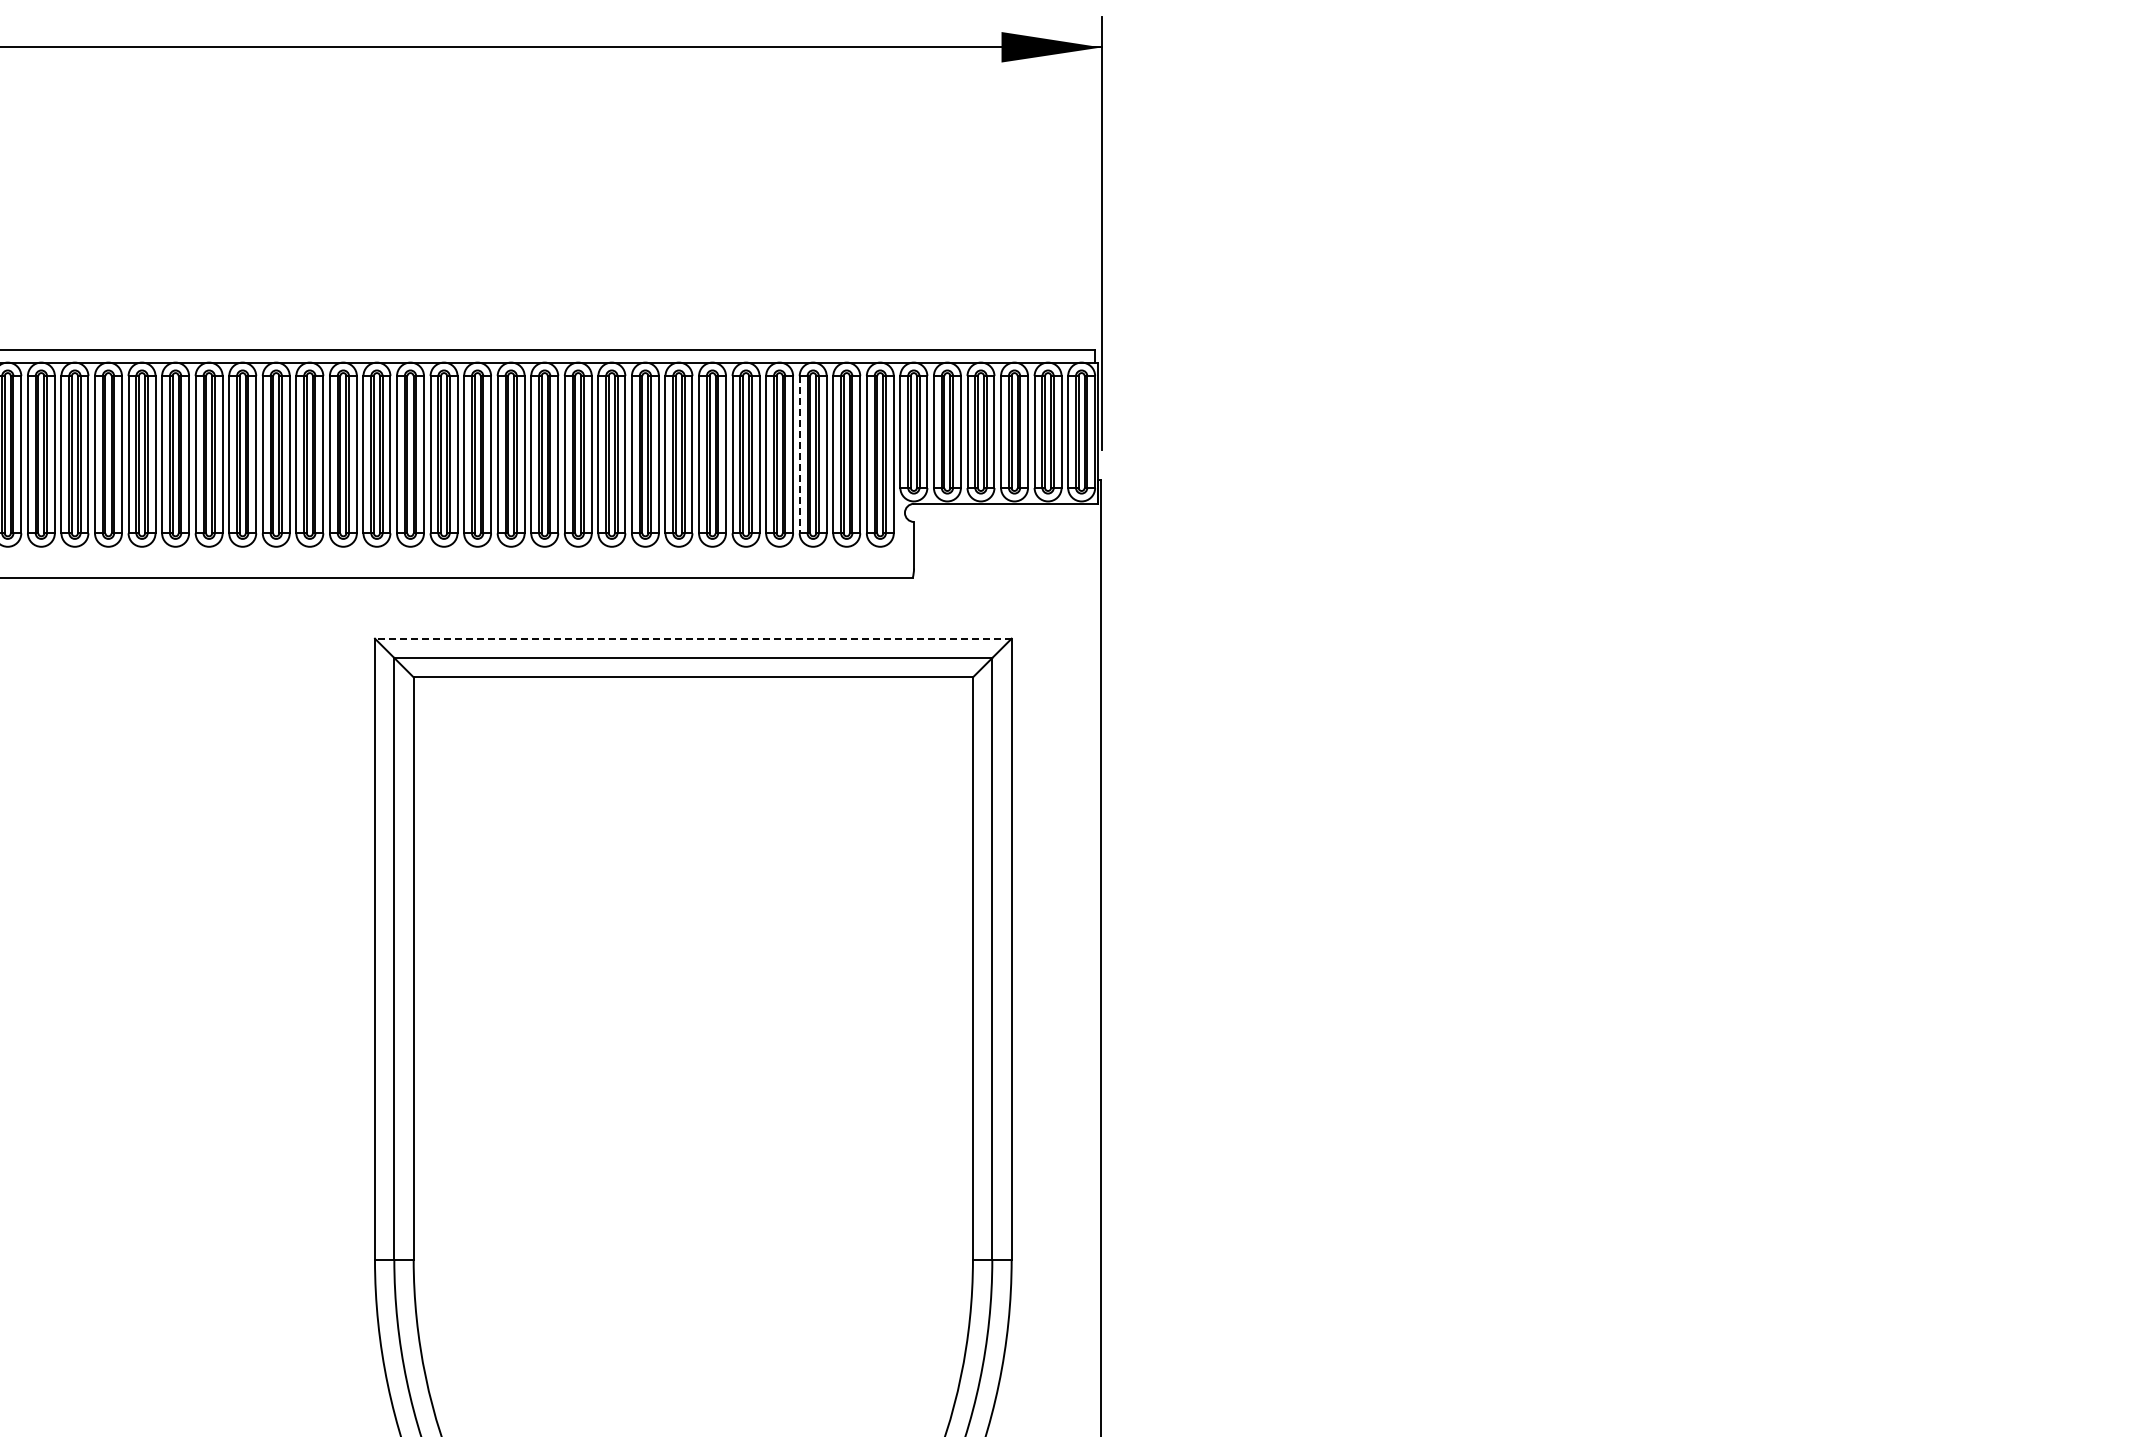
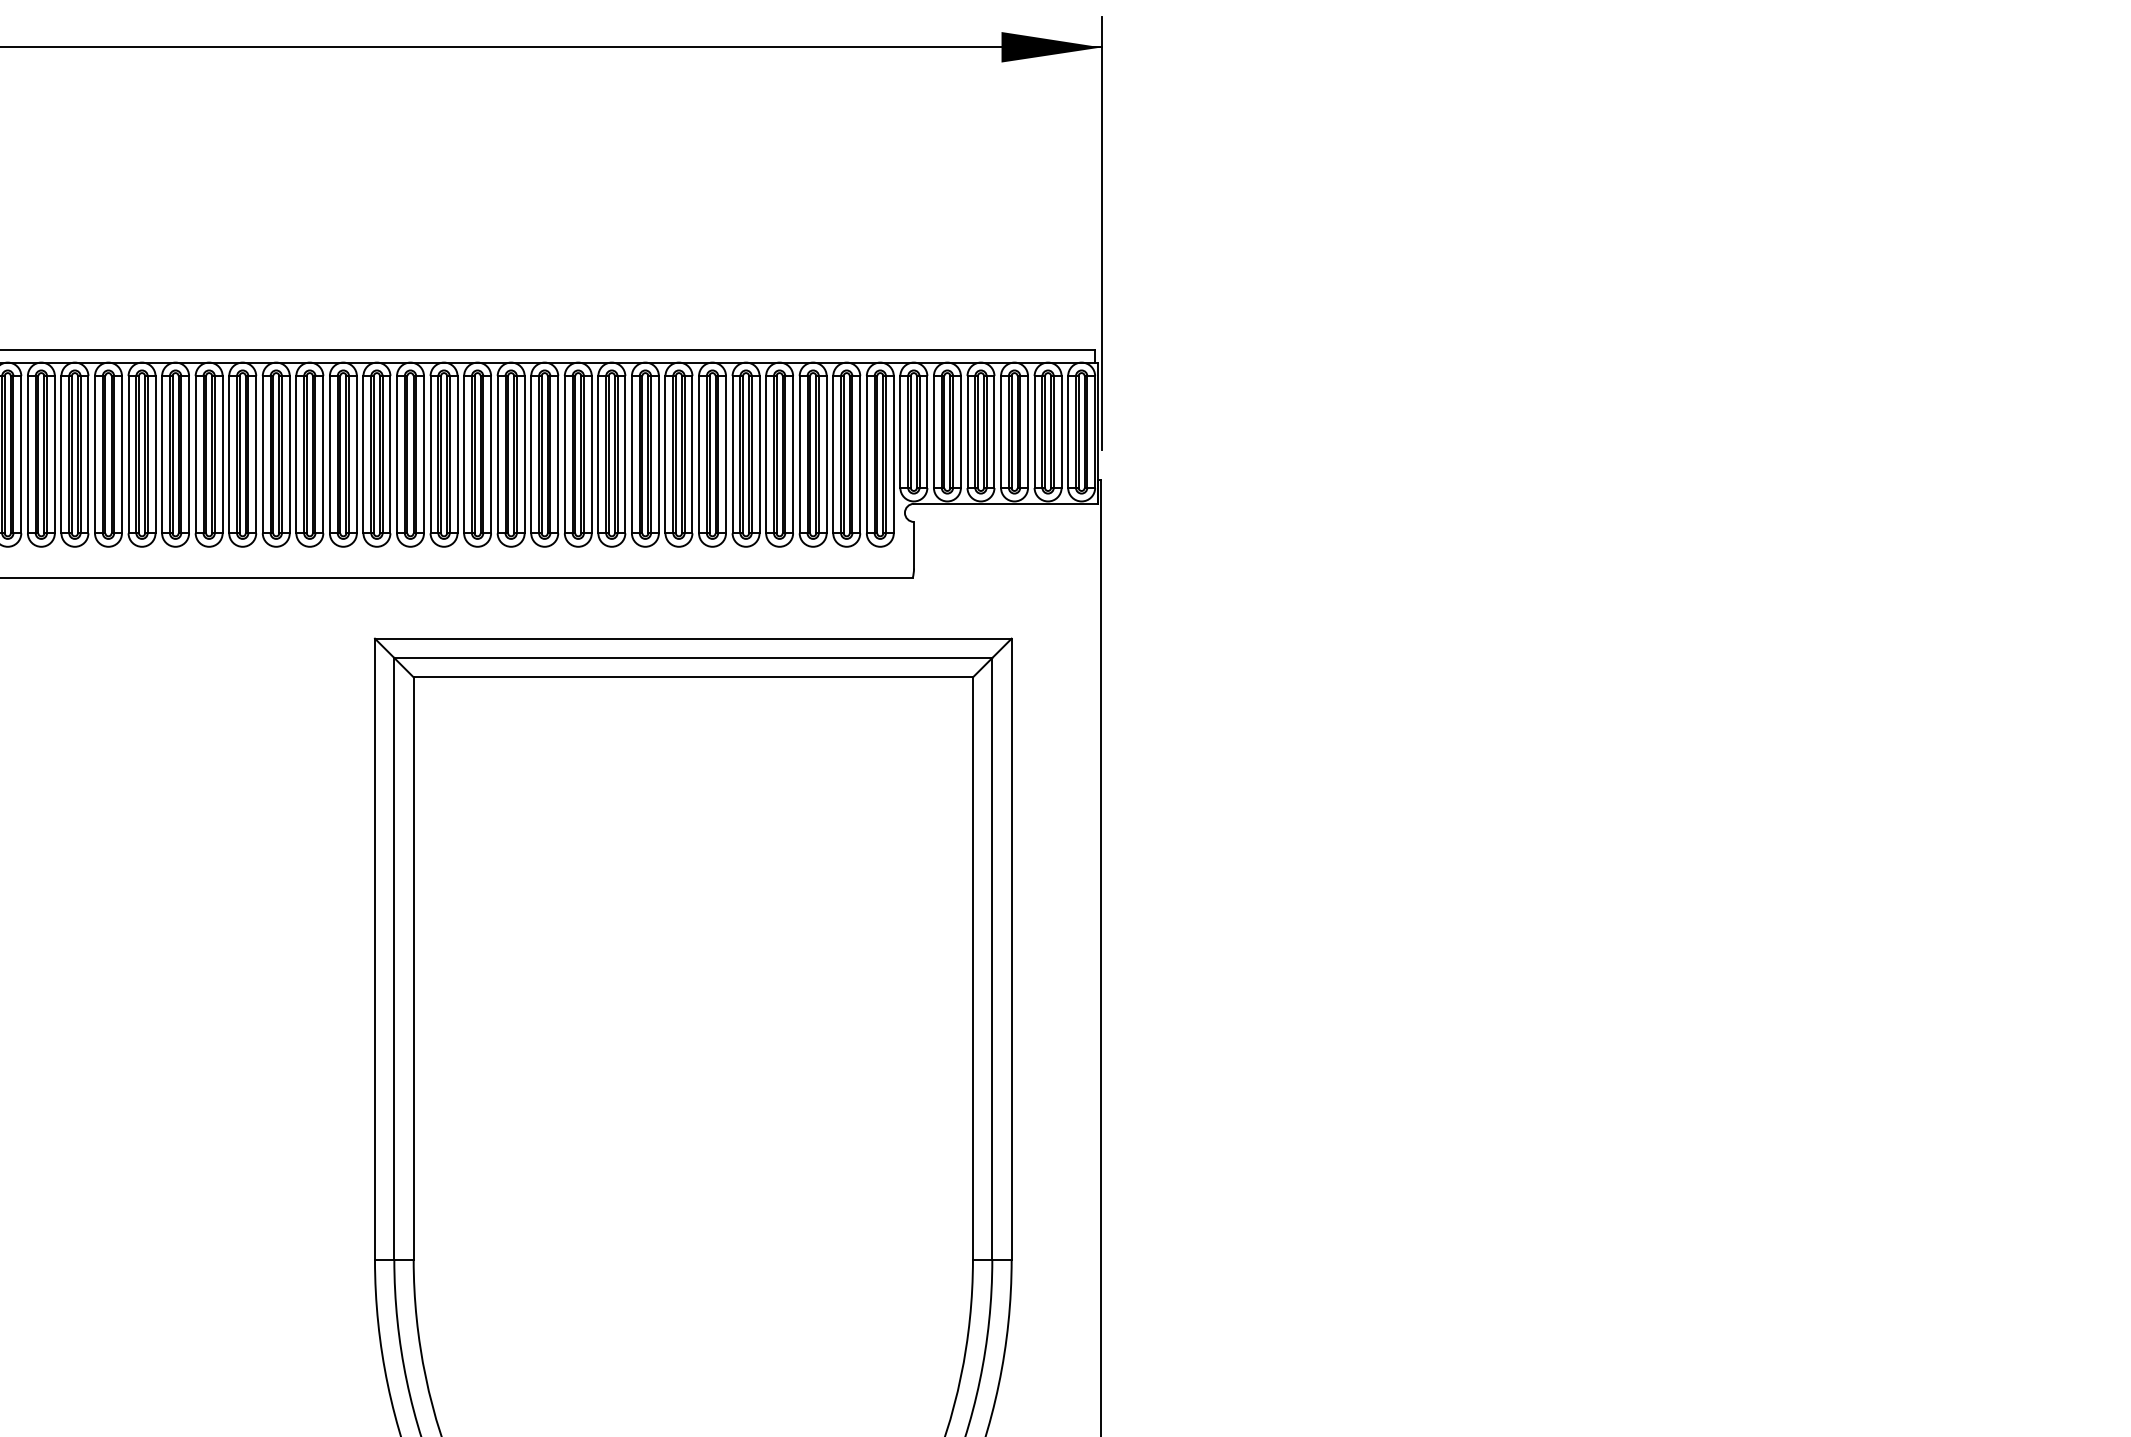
line: dashed -> solid (799, 454)
line: dashed -> solid (692, 638)
